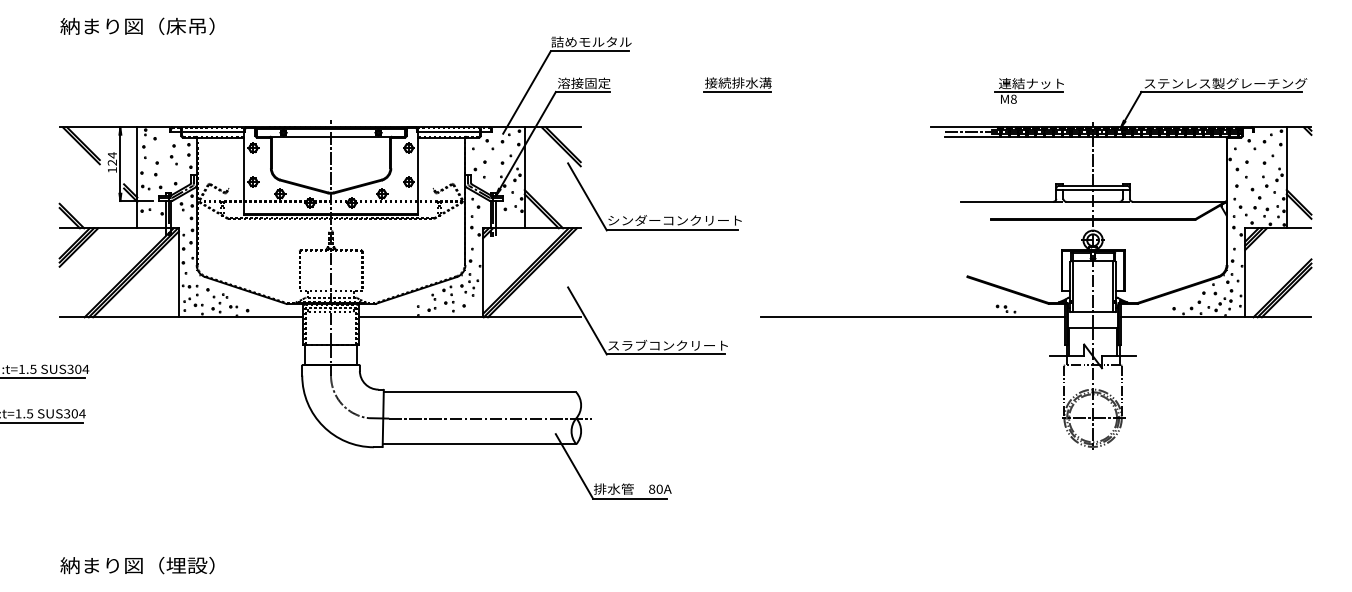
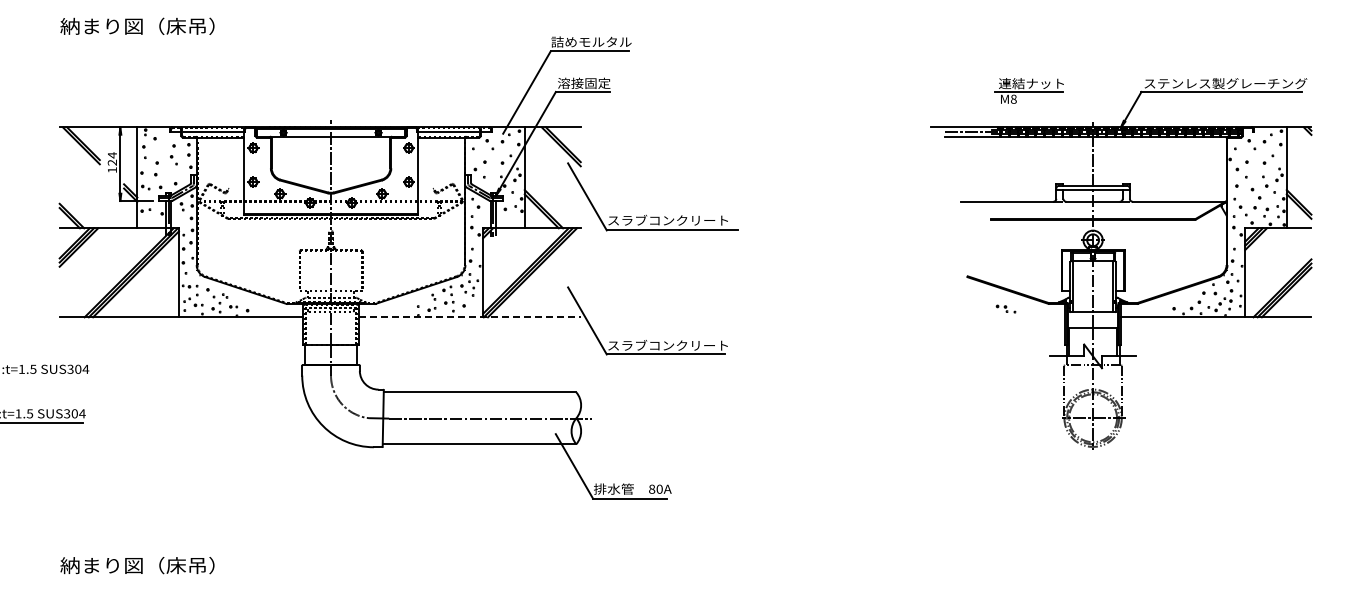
part: present -> none (737, 84)
text: シンダーコンクリート -> スラブコンクリート (674, 220)
line: solid -> dashed (470, 317)
line: present -> none (912, 317)
line: present -> none (43, 378)
text: 納まり図（埋設） -> 納まり図（床吊） (186, 565)
